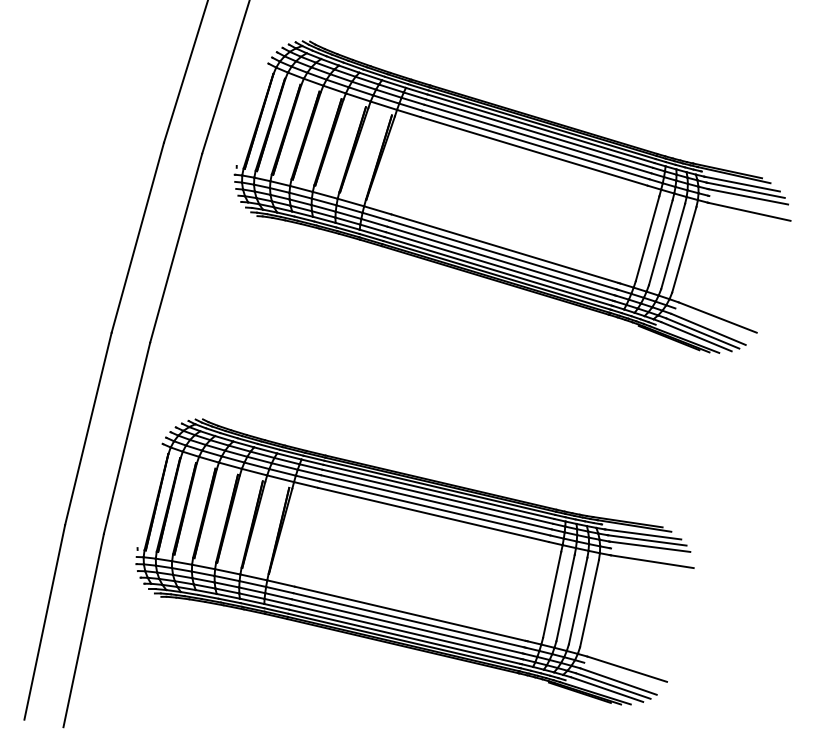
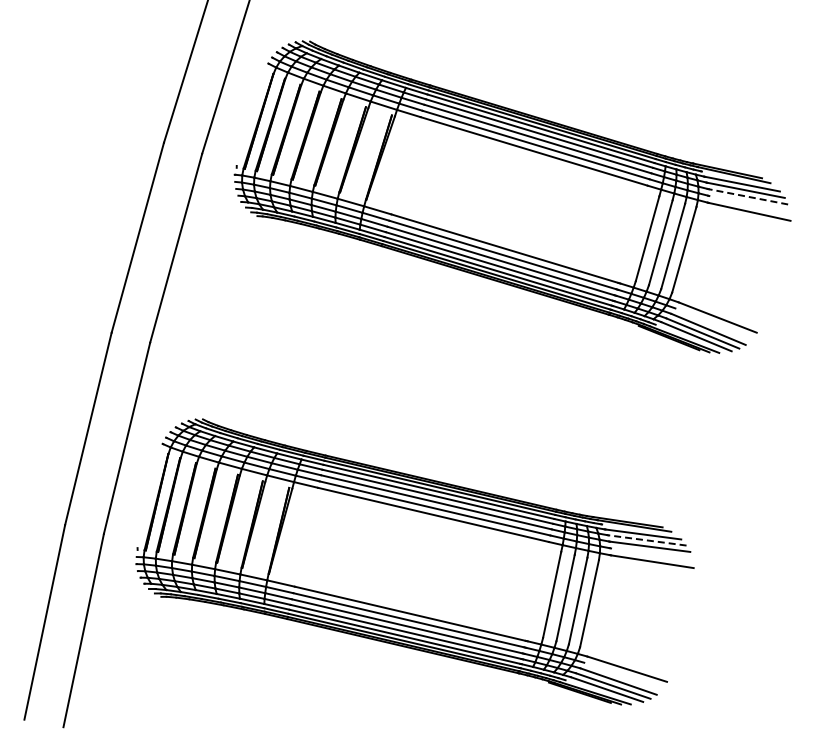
line: solid -> dashed (747, 196)
line: solid -> dashed (646, 540)
